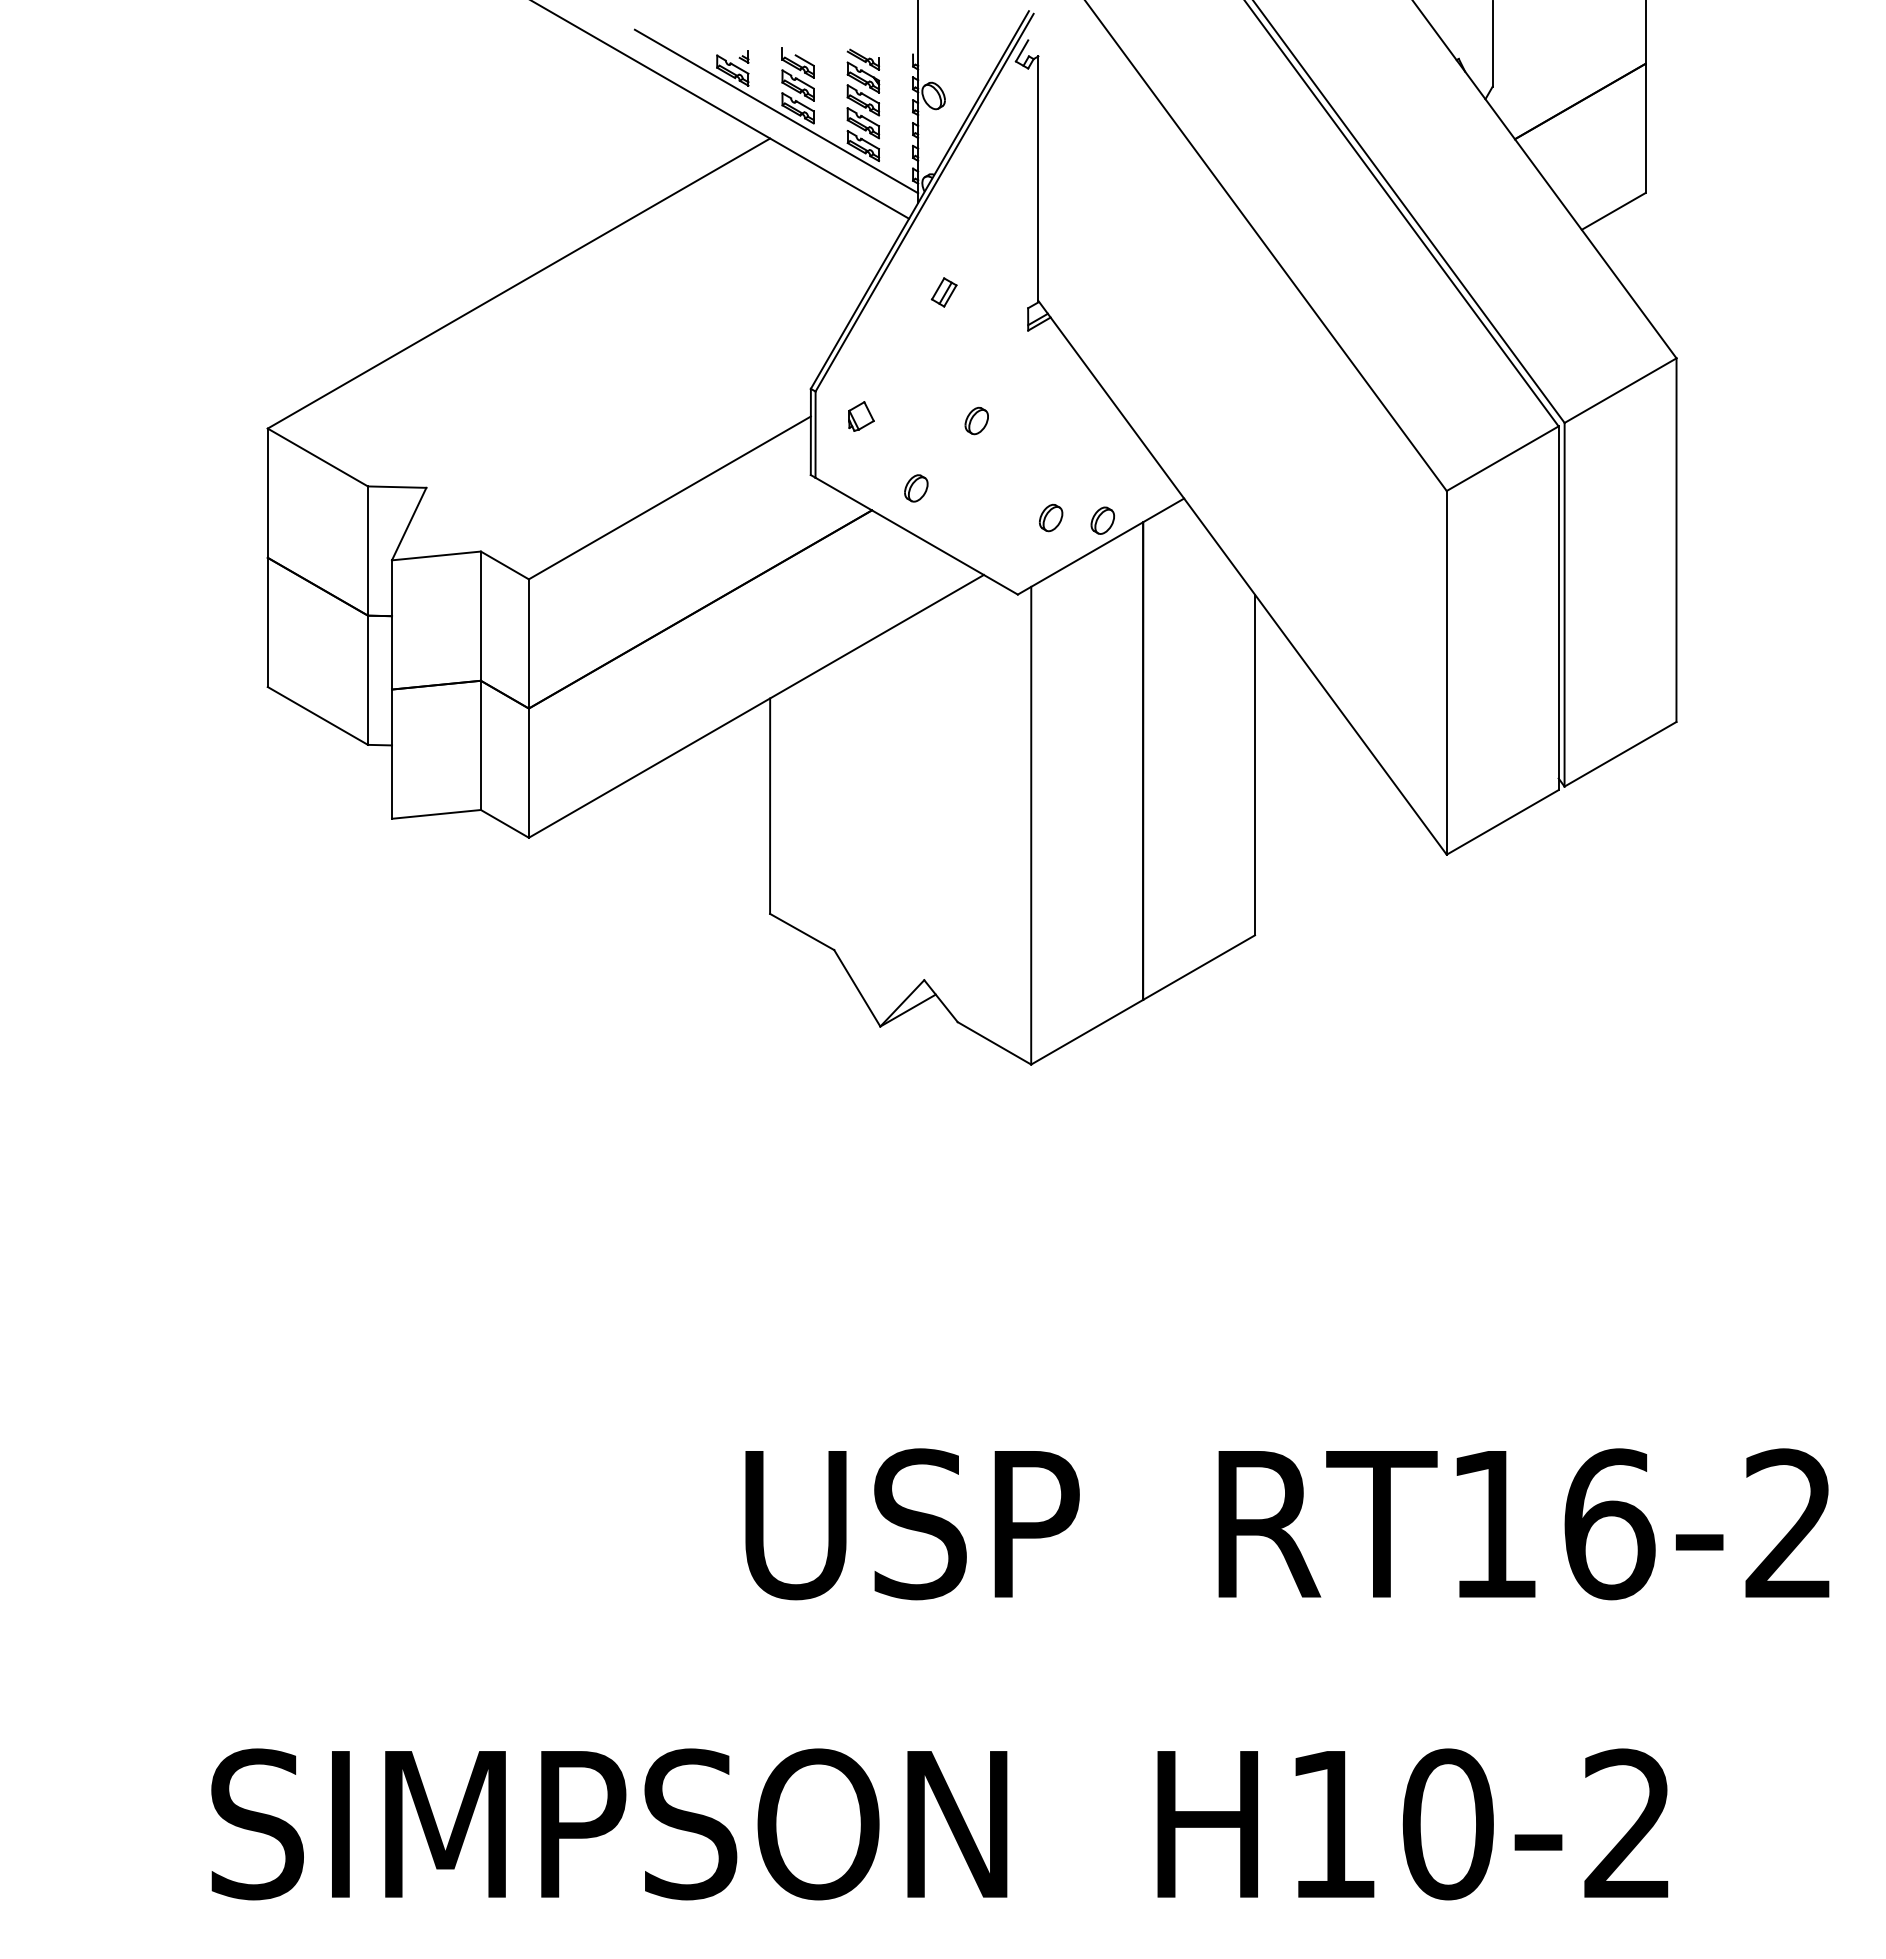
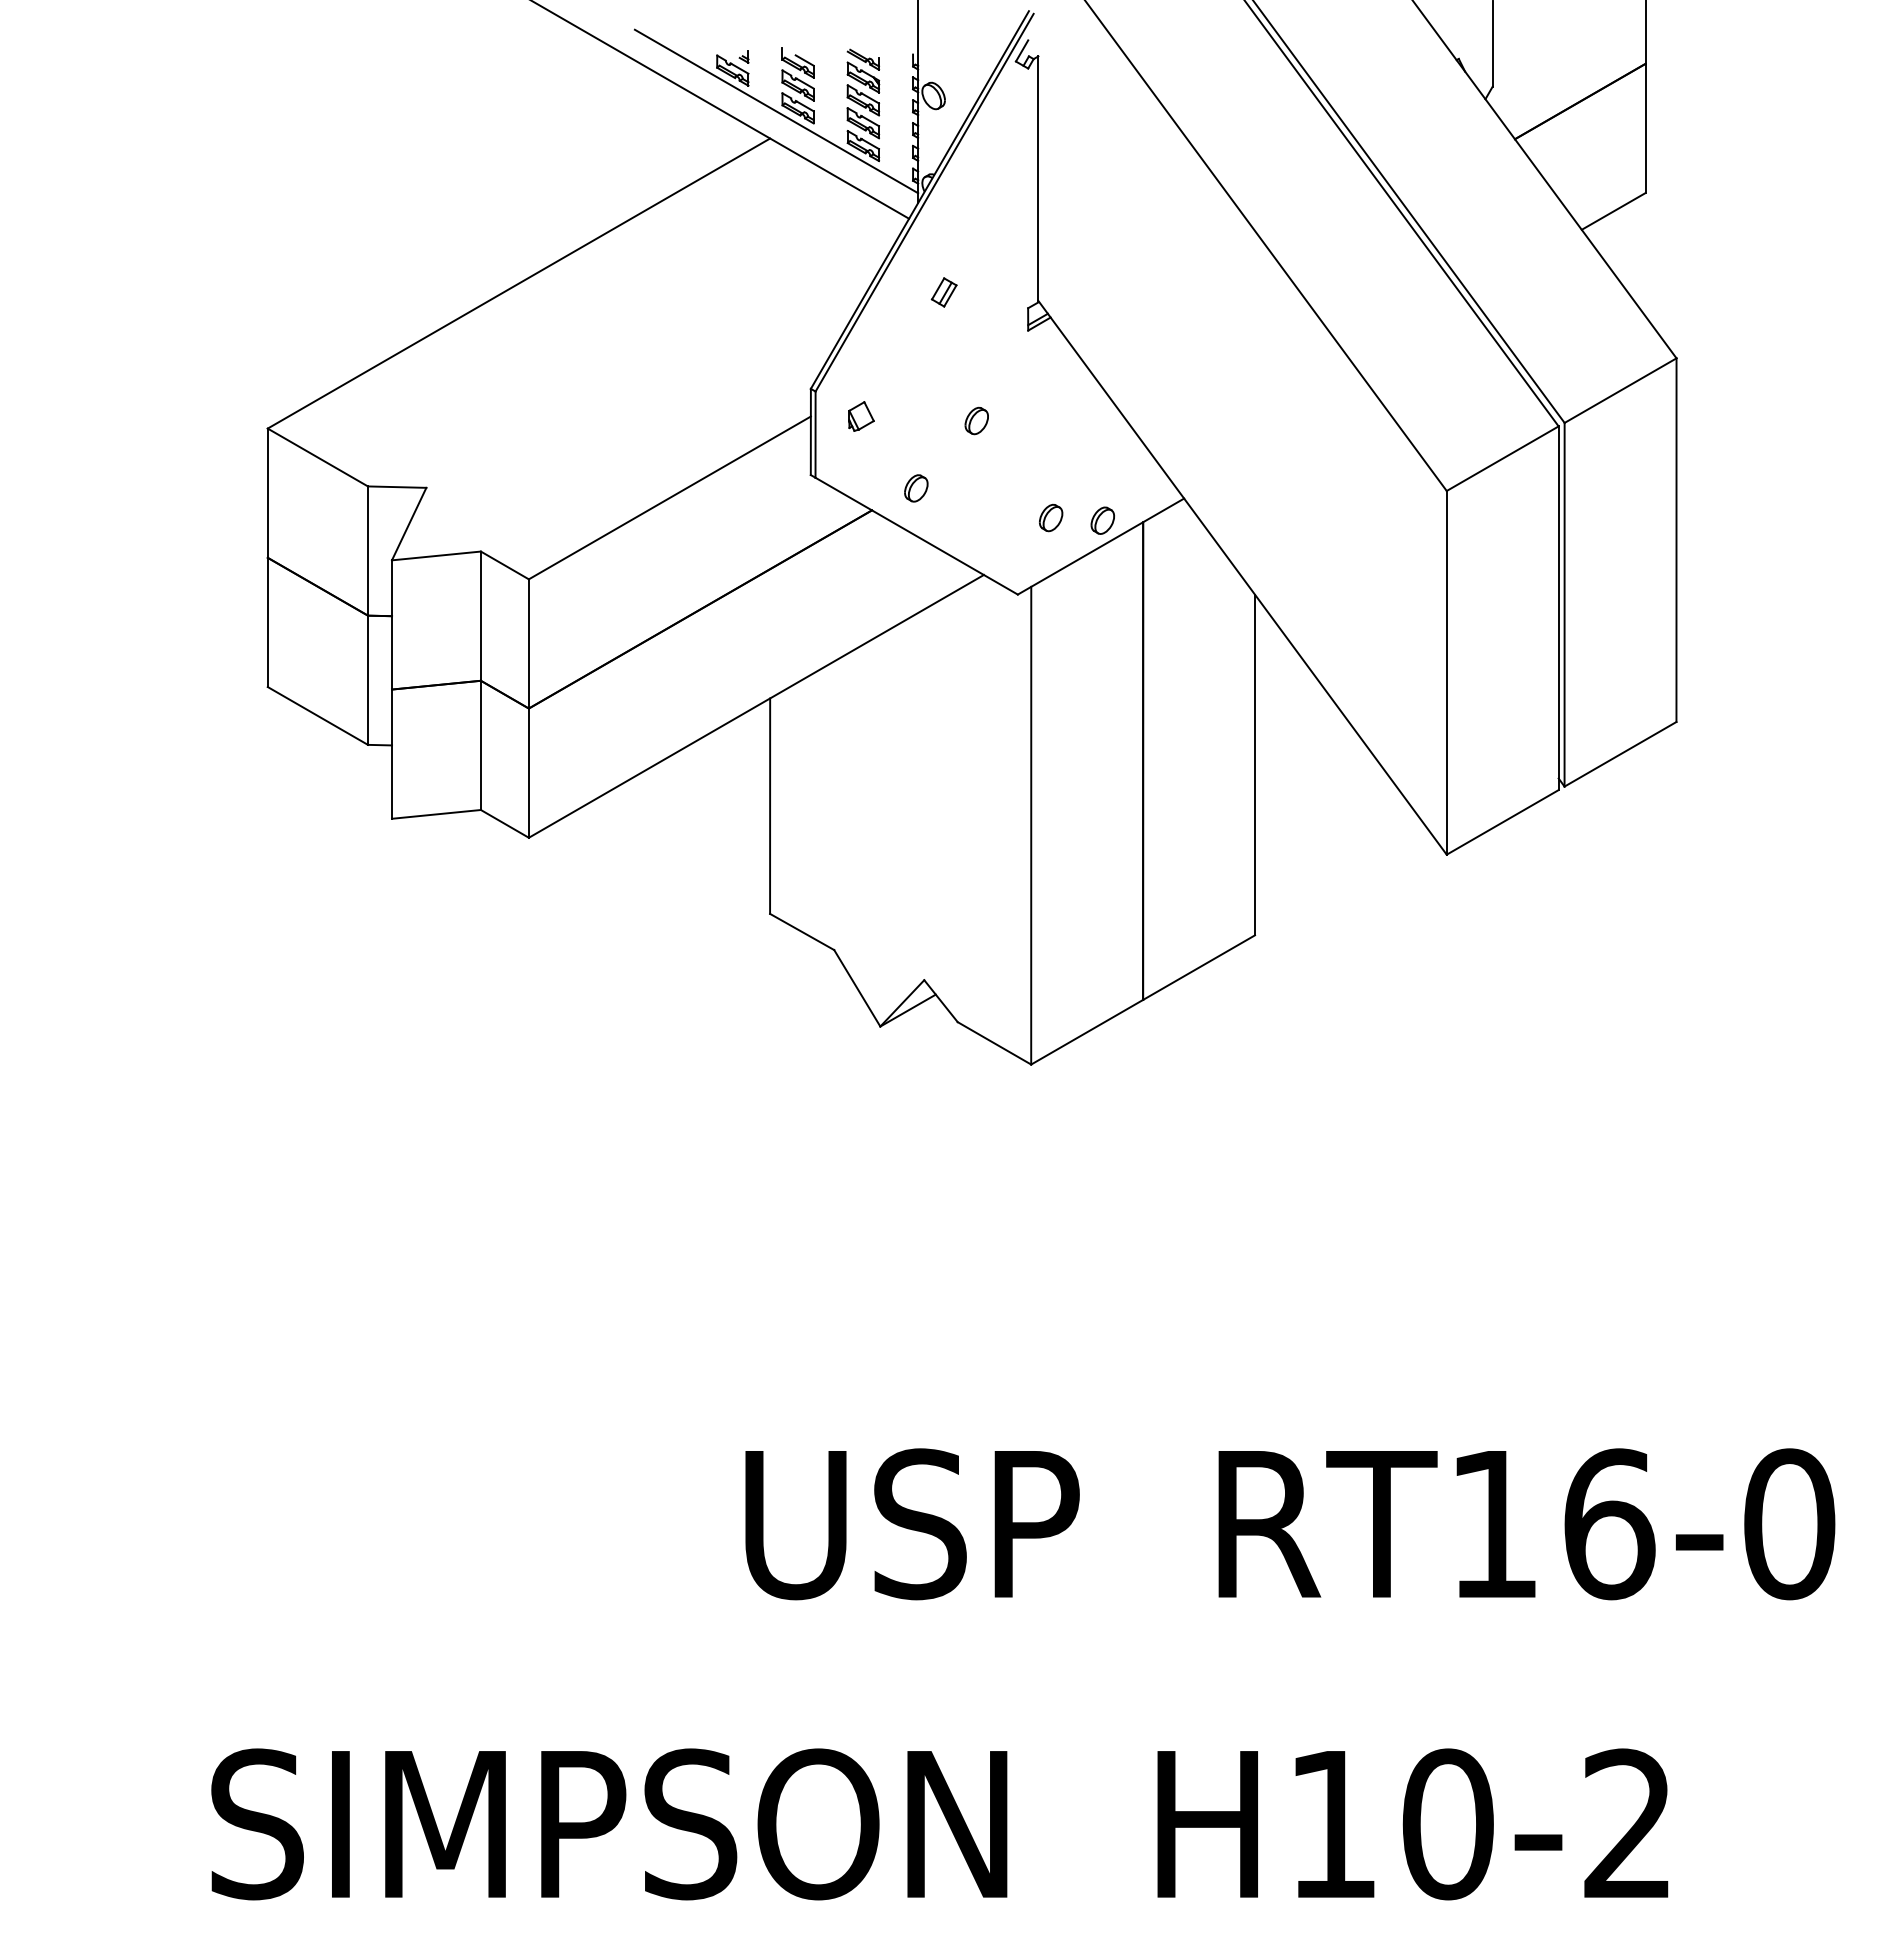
text: RT16-2 -> RT16-0 (1789, 1524)
